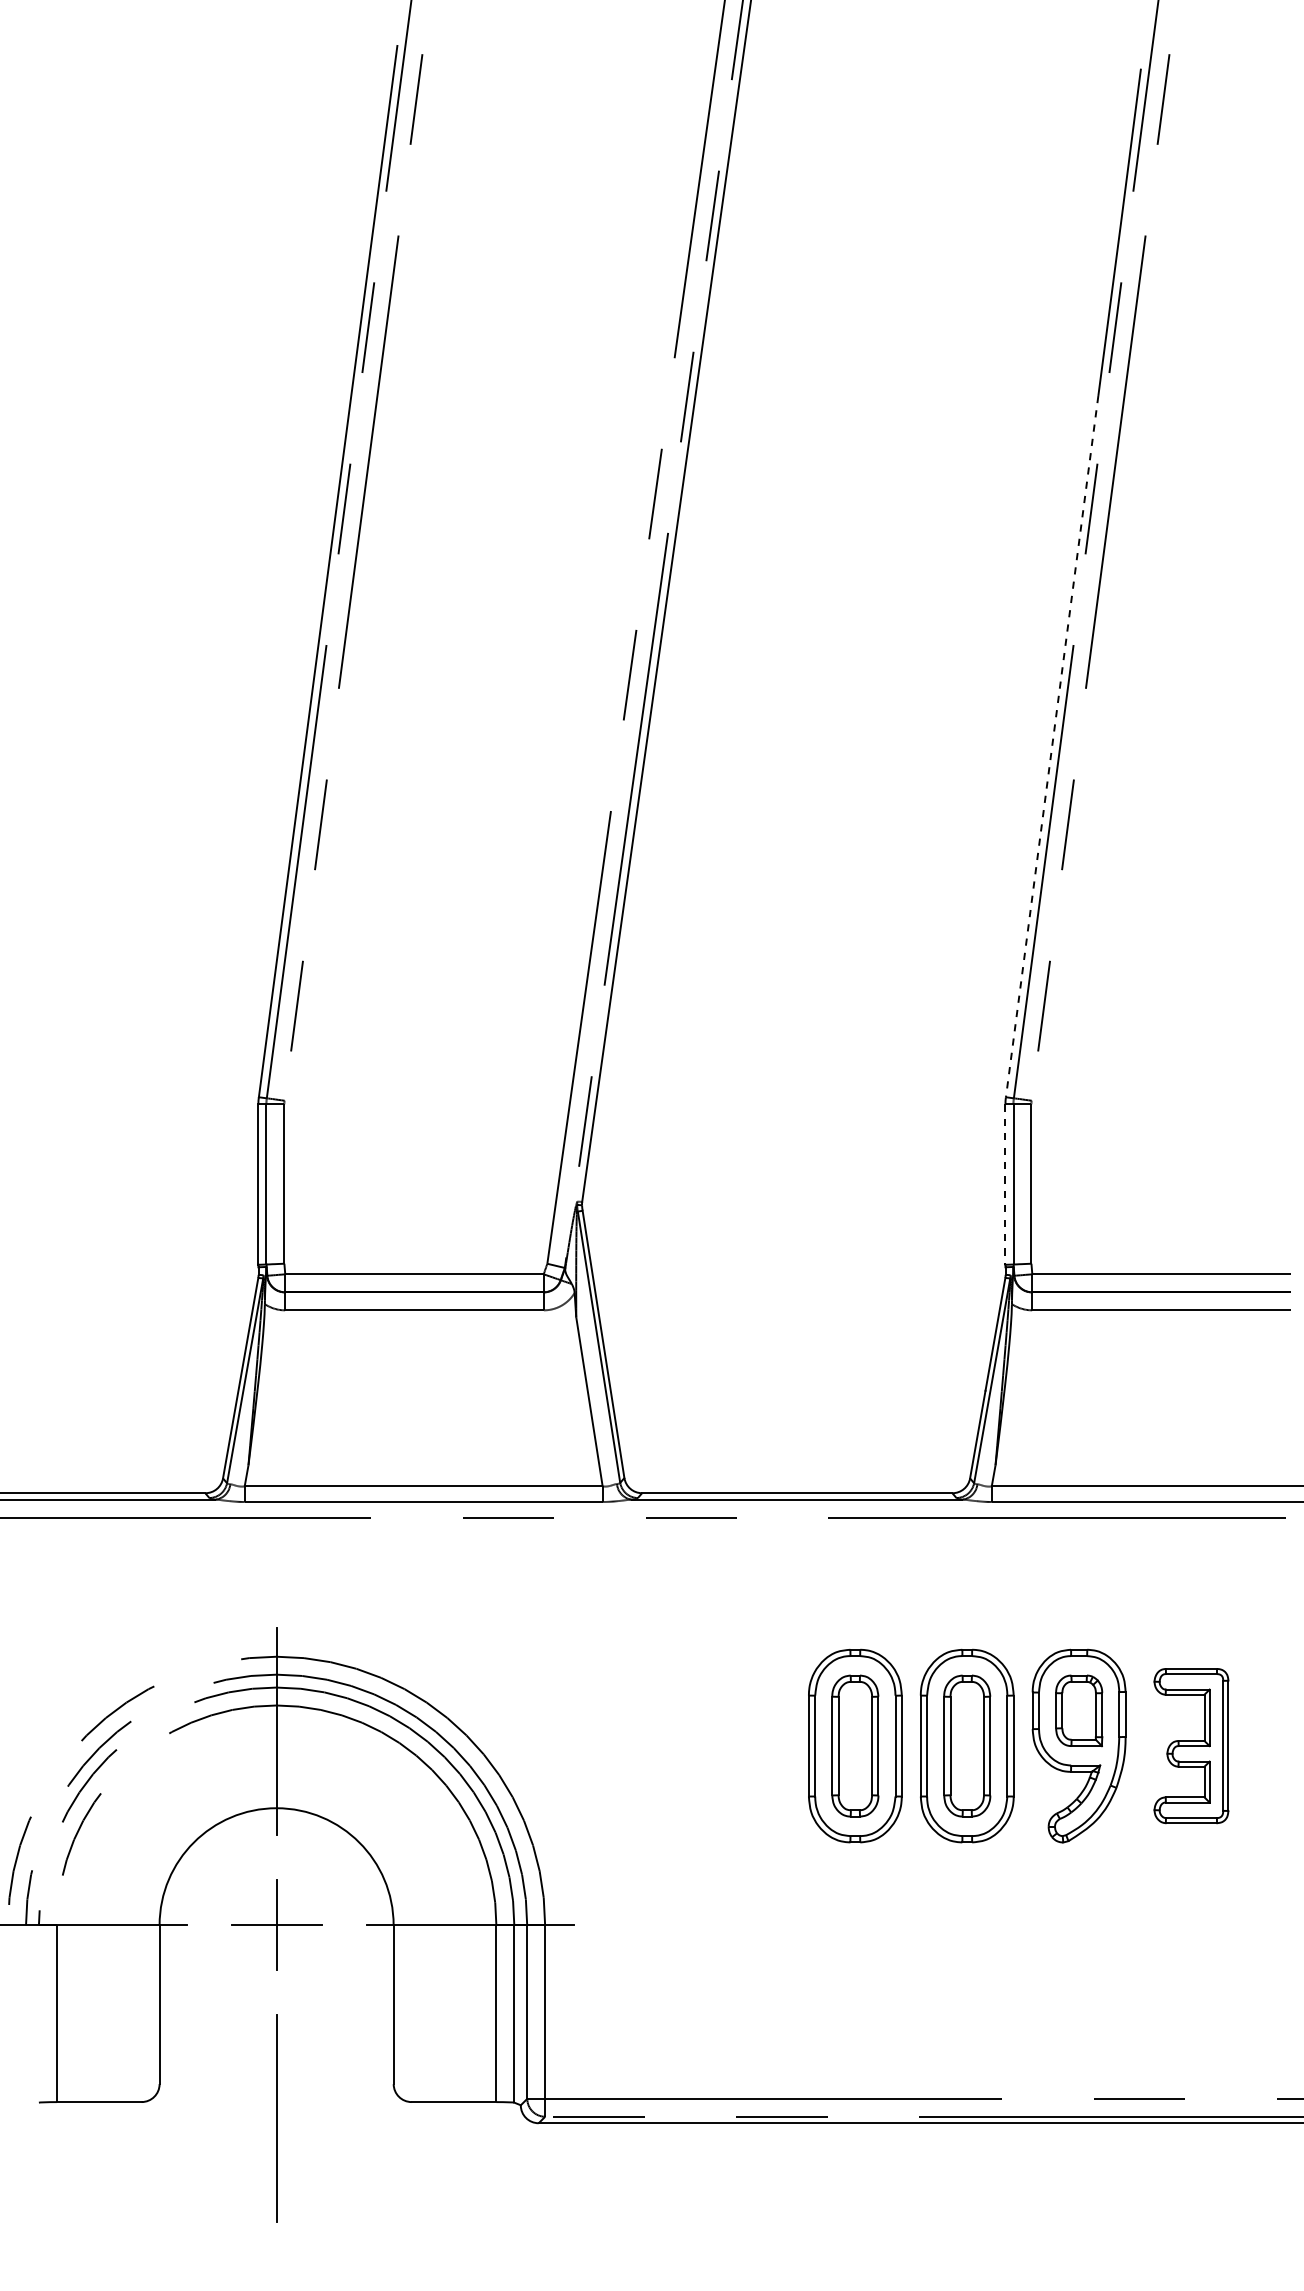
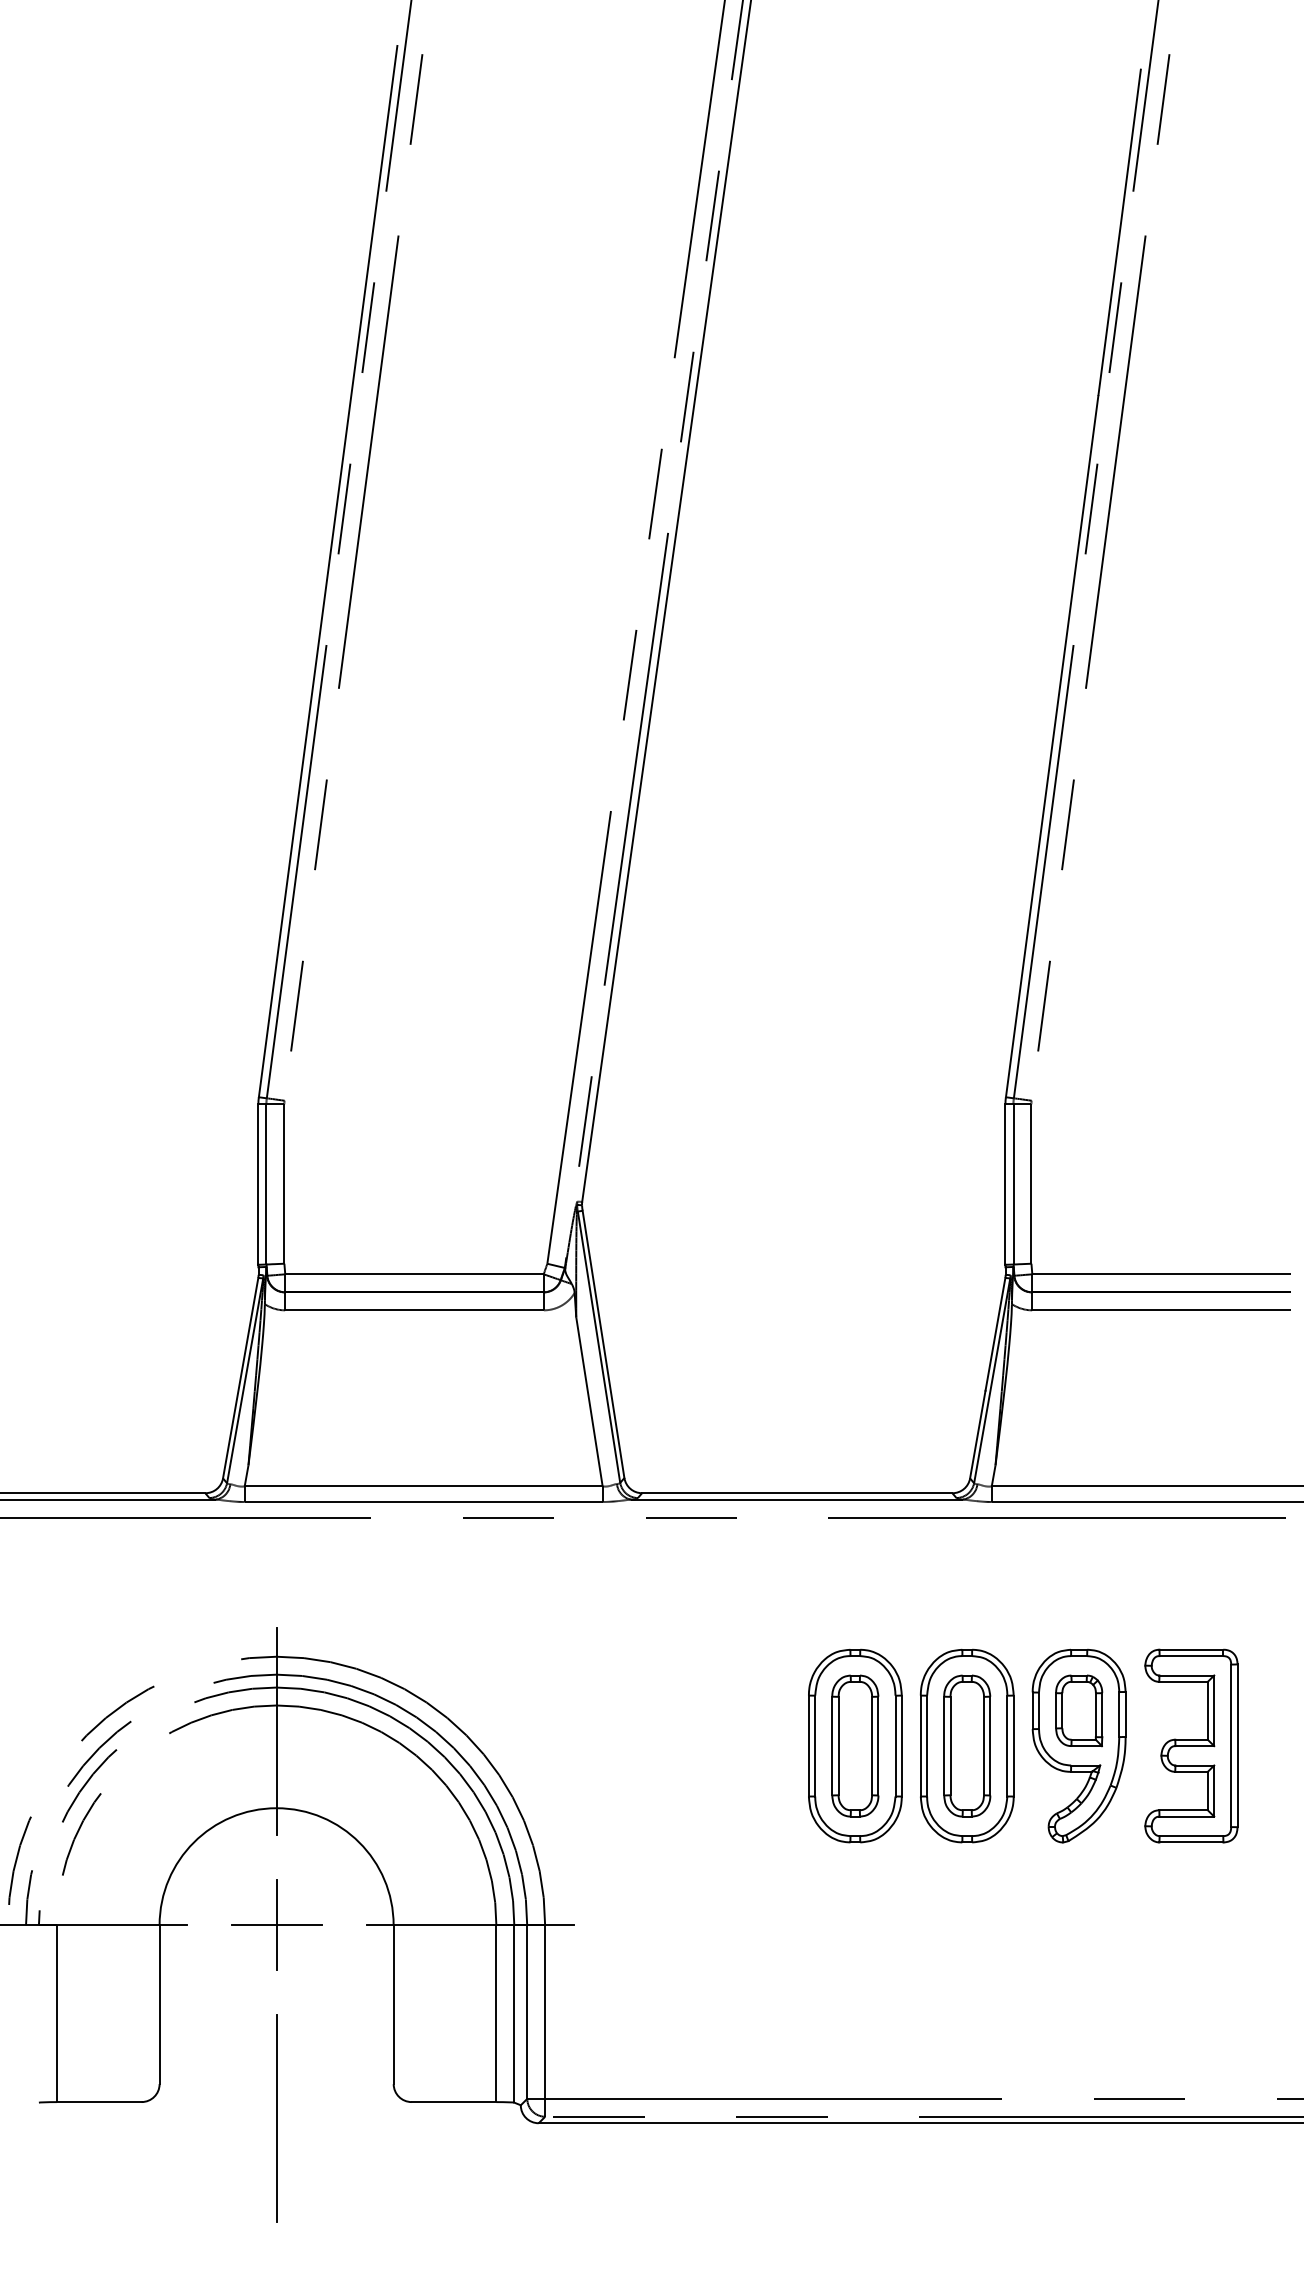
line: dashed -> solid (1052, 746)
line: dashed -> solid (1005, 1185)
part size: 77x157 px -> 95x196 px (1191, 1745)
